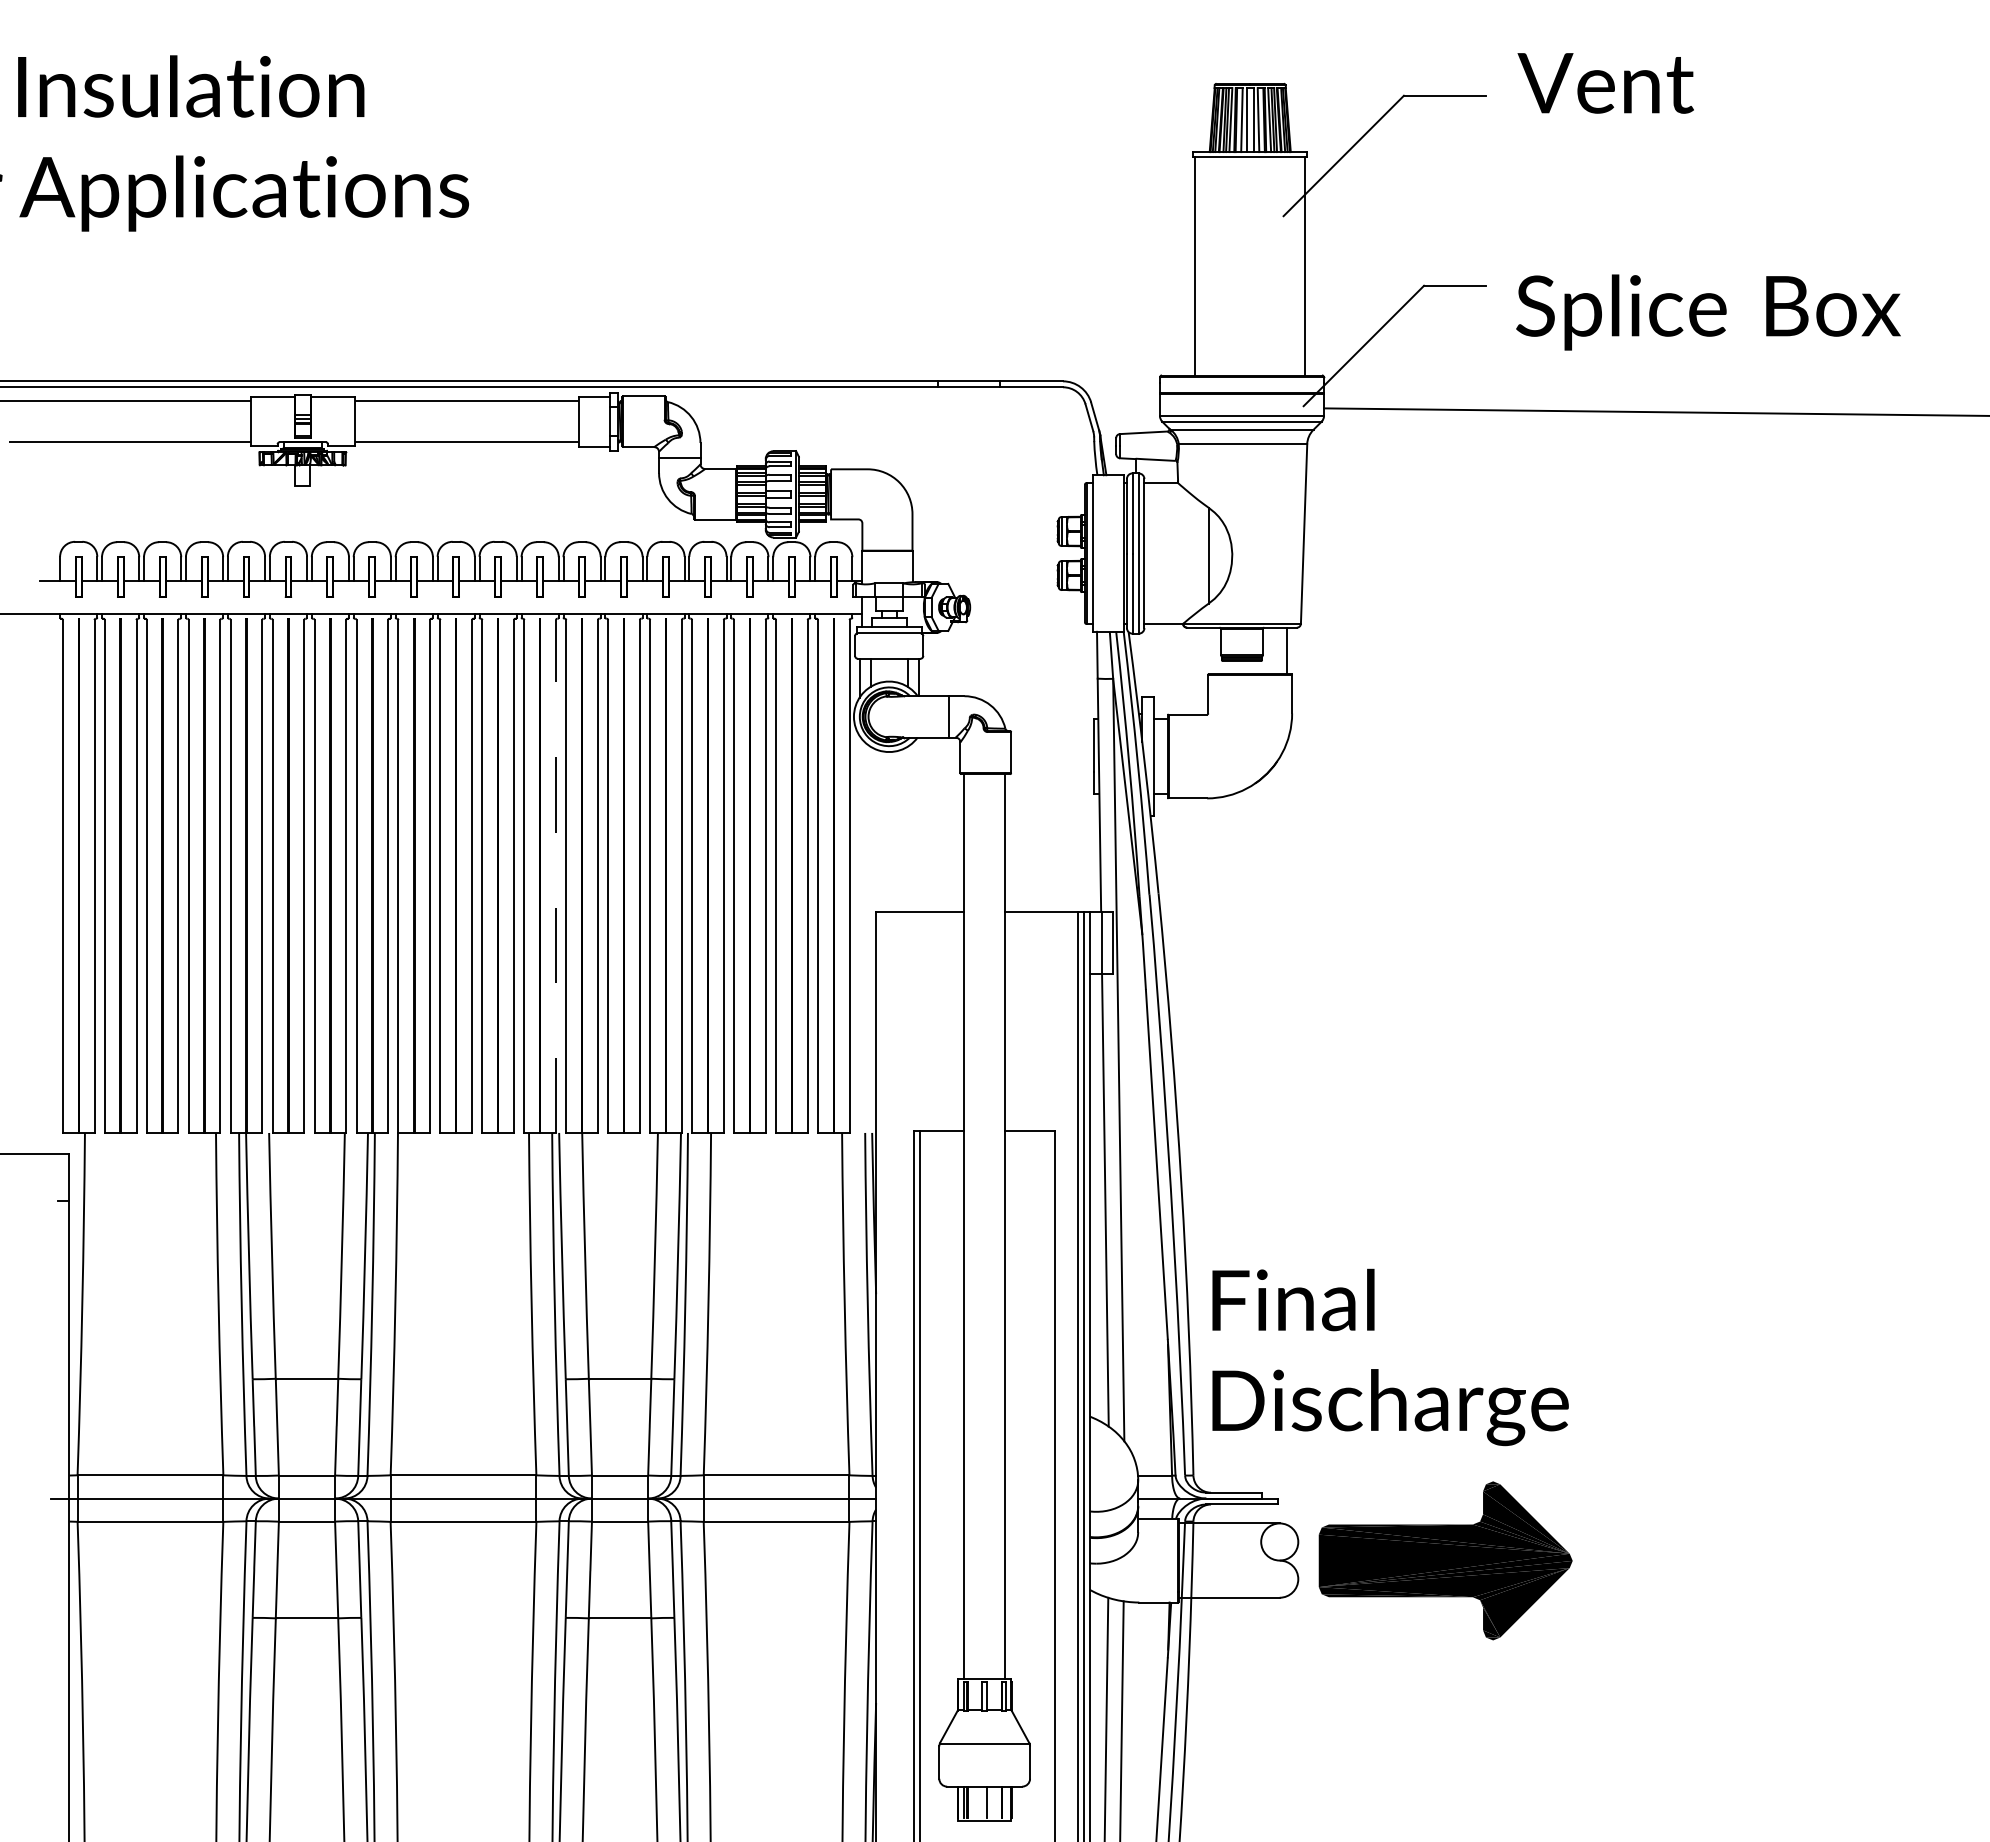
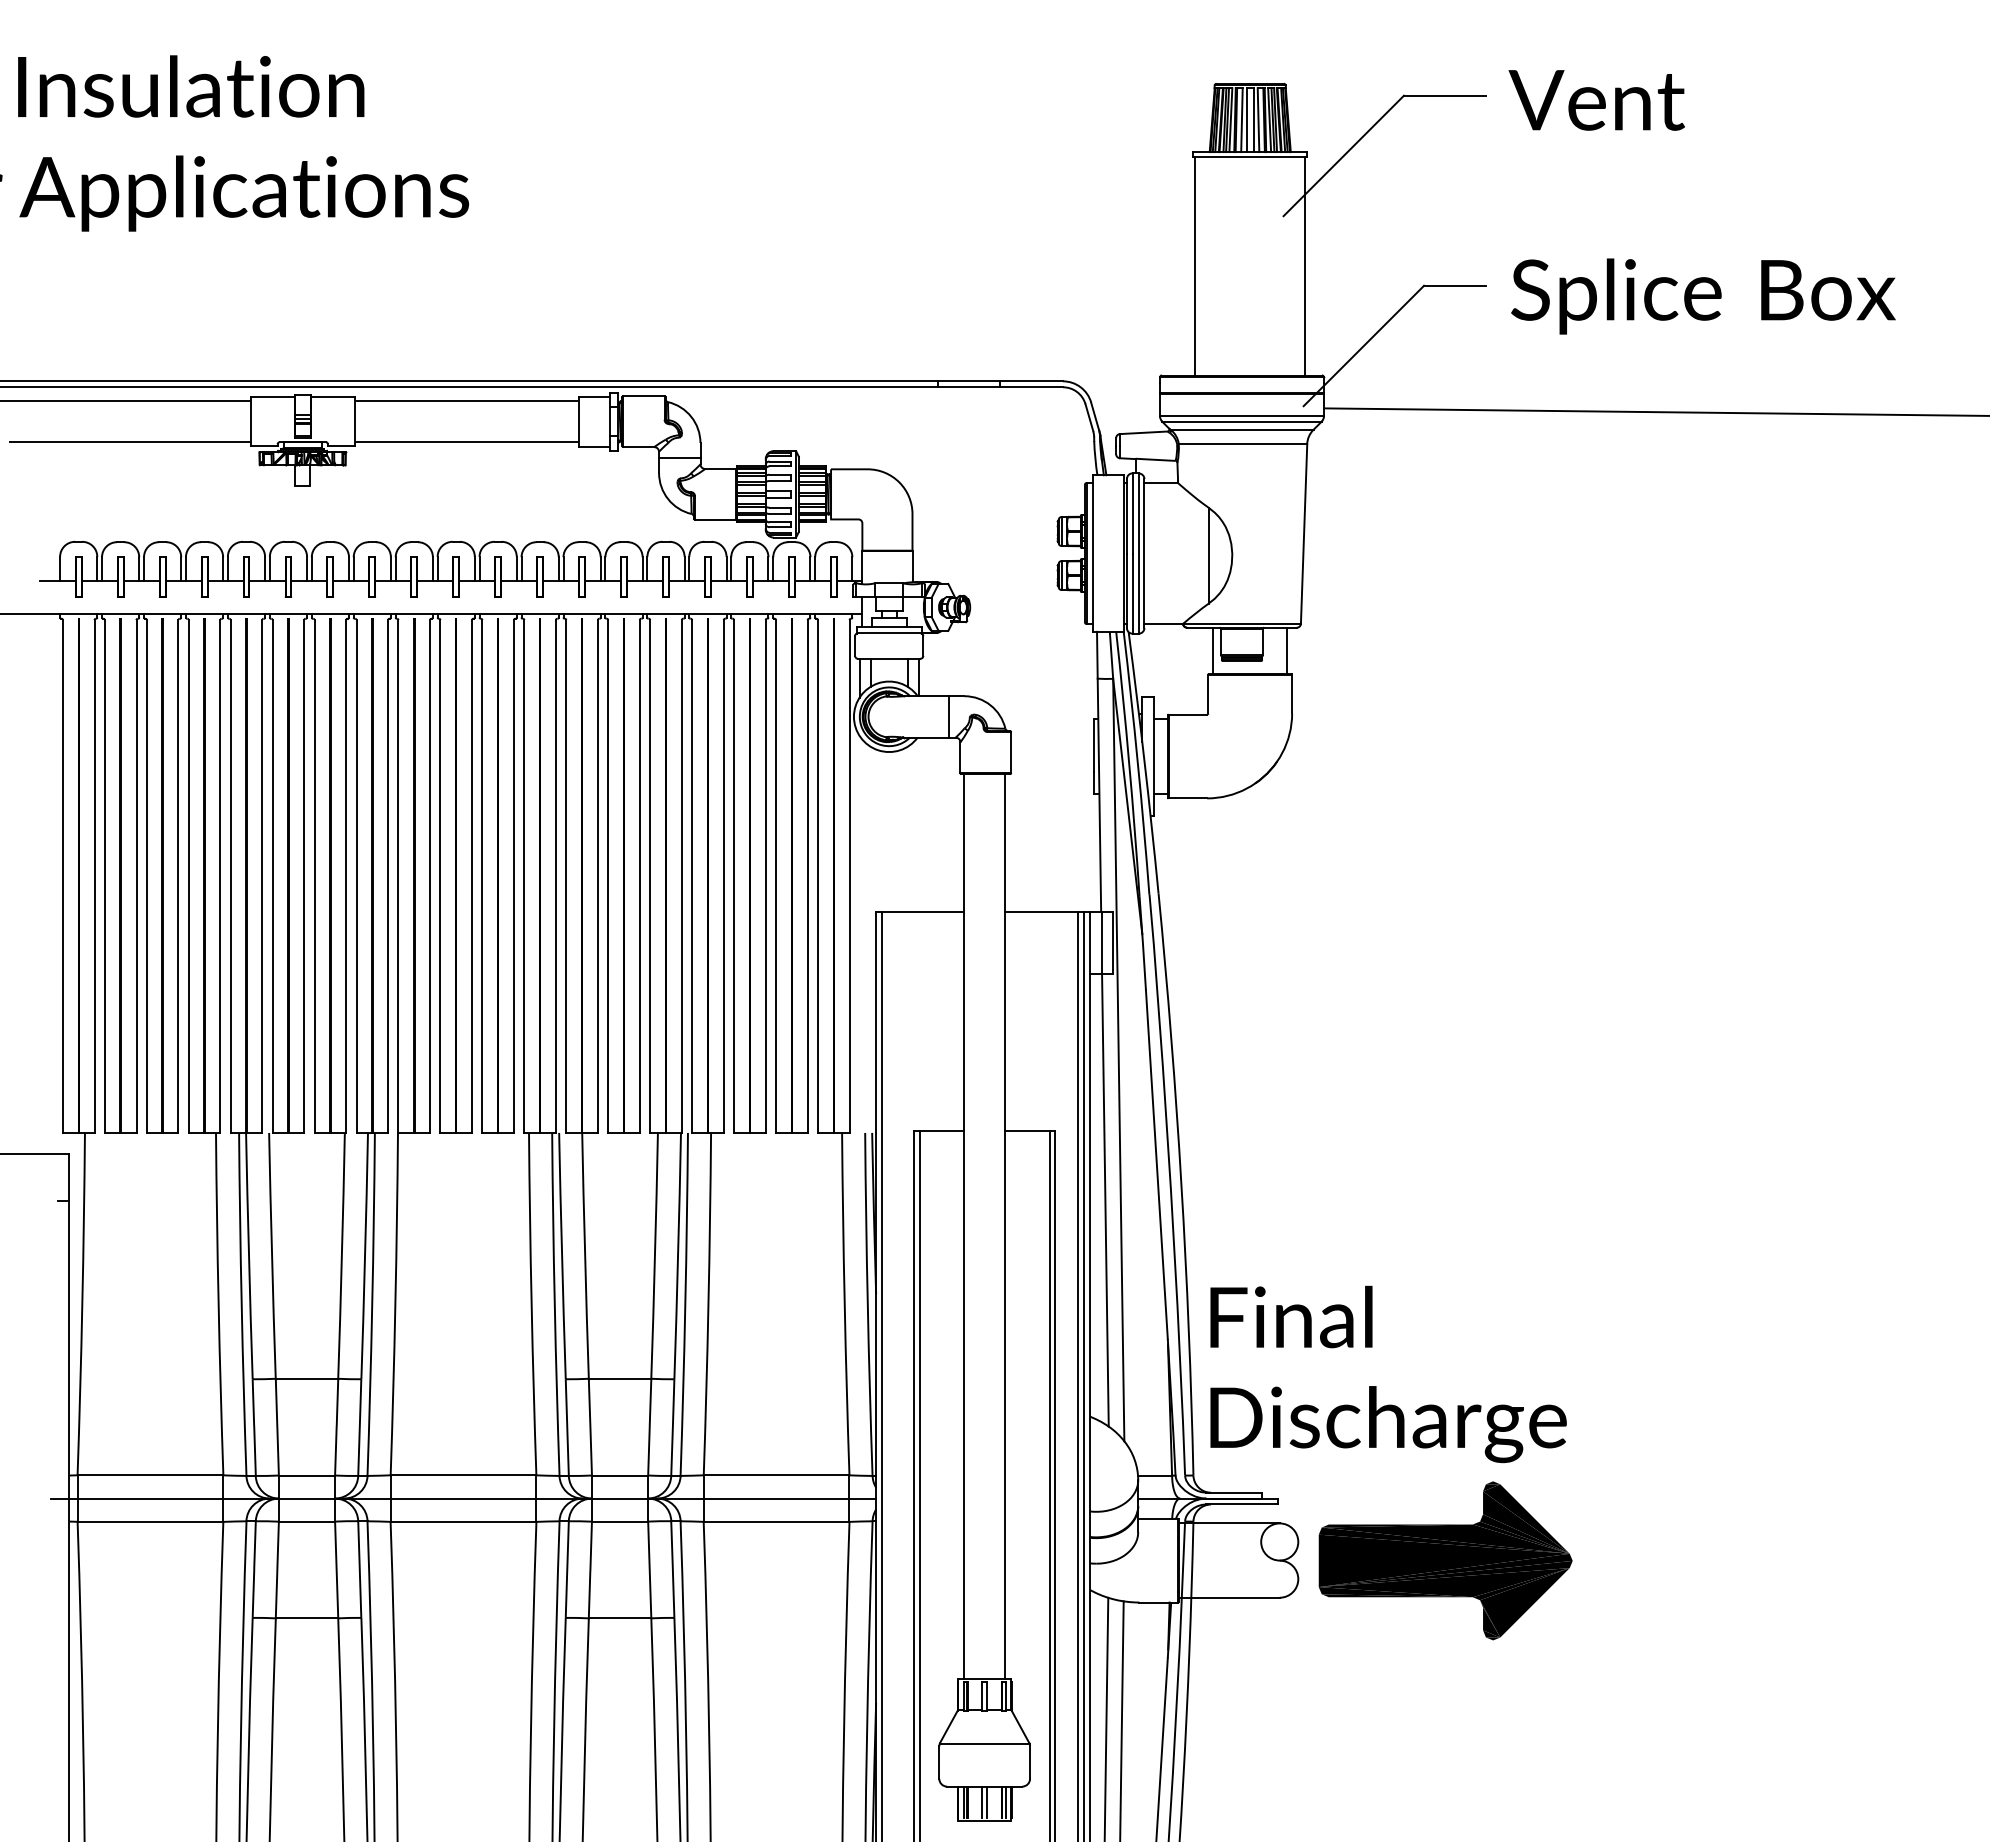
text position: (1605, 83) -> (1596, 100) (1596, 100)
text position: (1708, 312) -> (1703, 296) (1703, 296)
line: none -> present (1213, 650)
line: dashed -> solid (555, 876)
text position: (1390, 1357) -> (1388, 1374) (1388, 1374)
line: none -> present (881, 1374)
line: none -> present (1049, 1484)
line: none -> present (982, 1801)
line: none -> present (1005, 1801)
